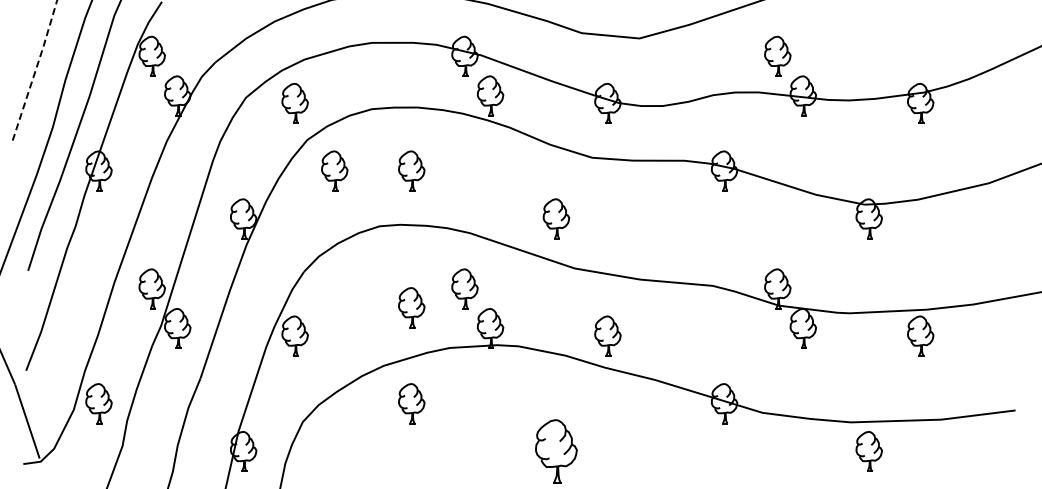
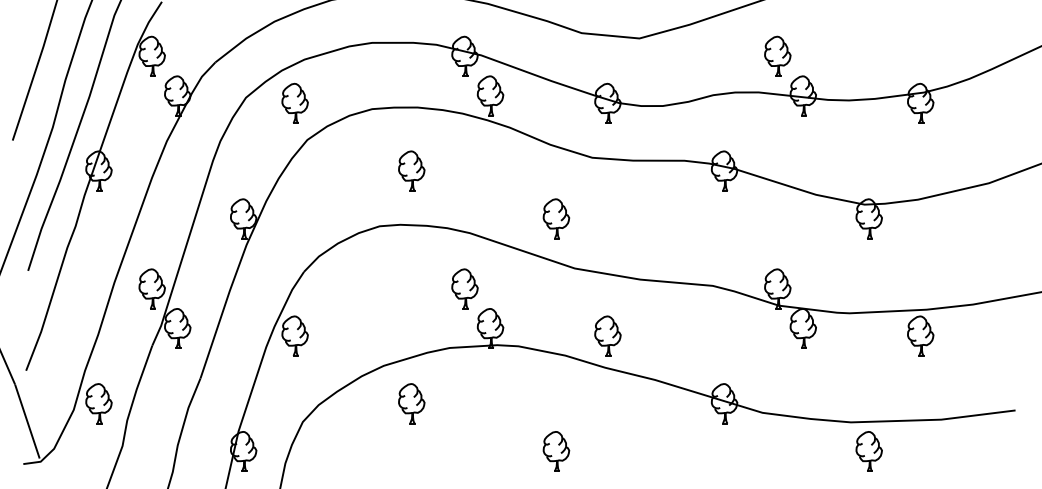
line: dashed -> solid (36, 69)
part: present -> none (334, 170)
part: present -> none (411, 307)
part size: 43x65 px -> 29x41 px (556, 451)
